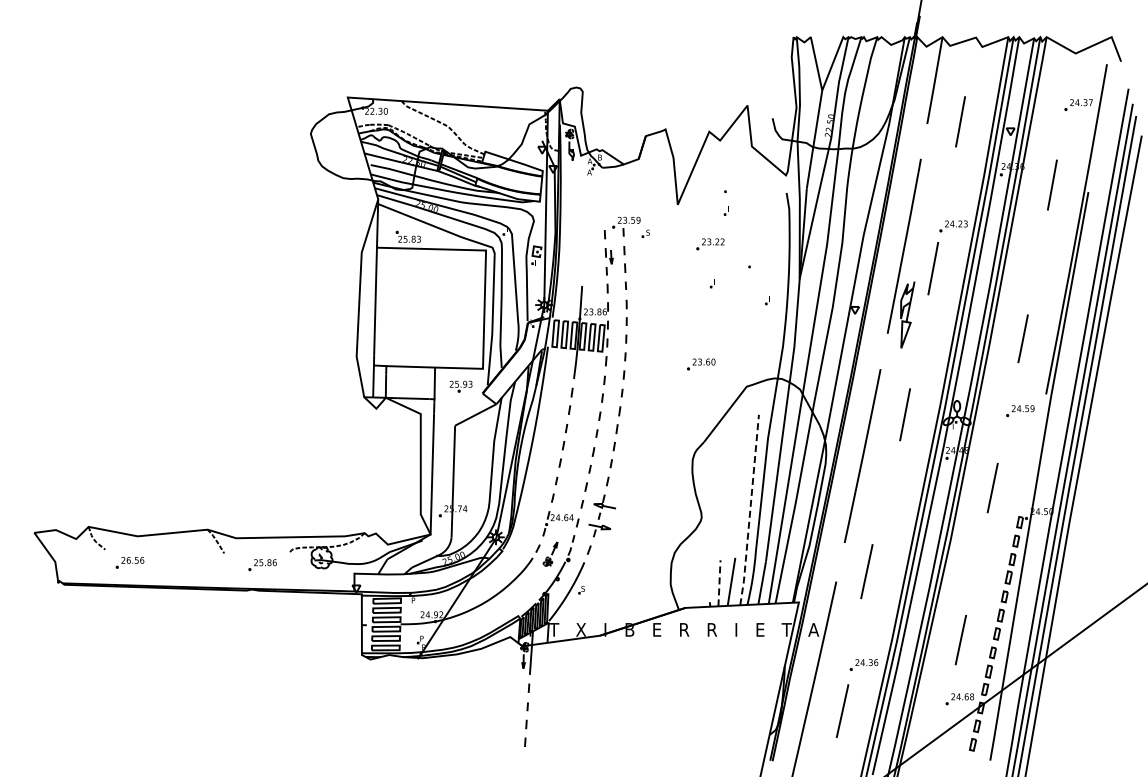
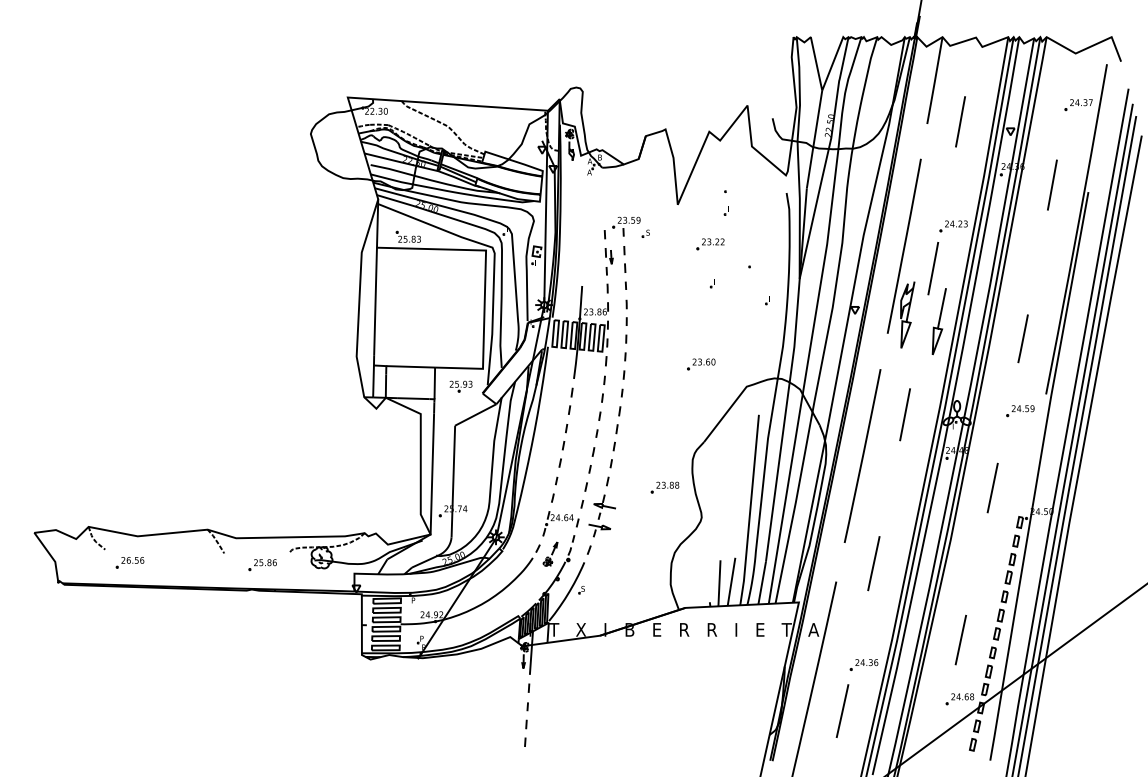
curve: none -> present (938, 321)
part: none -> present (664, 487)
line: dashed -> solid (750, 511)
line position: (866, 571) -> (873, 563) (873, 563)
line: dashed -> solid (719, 582)
